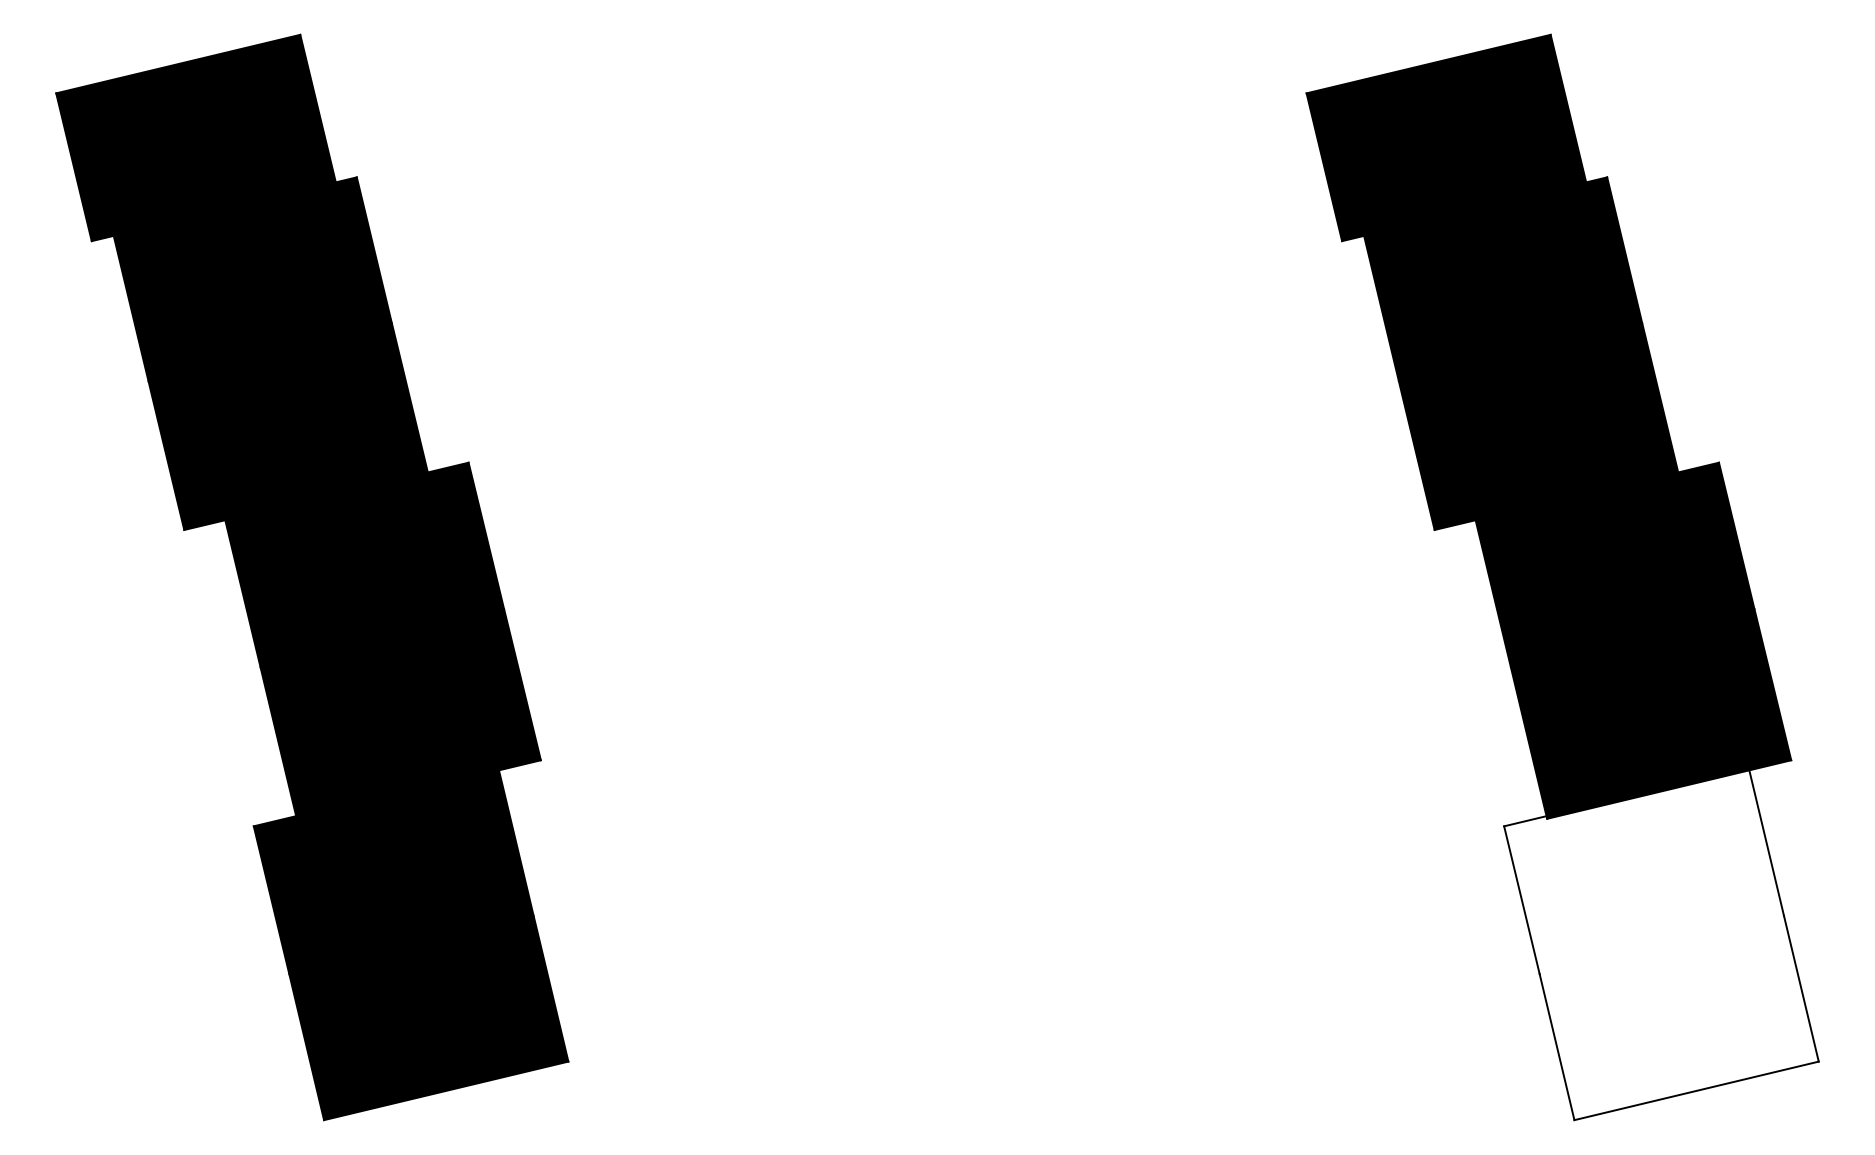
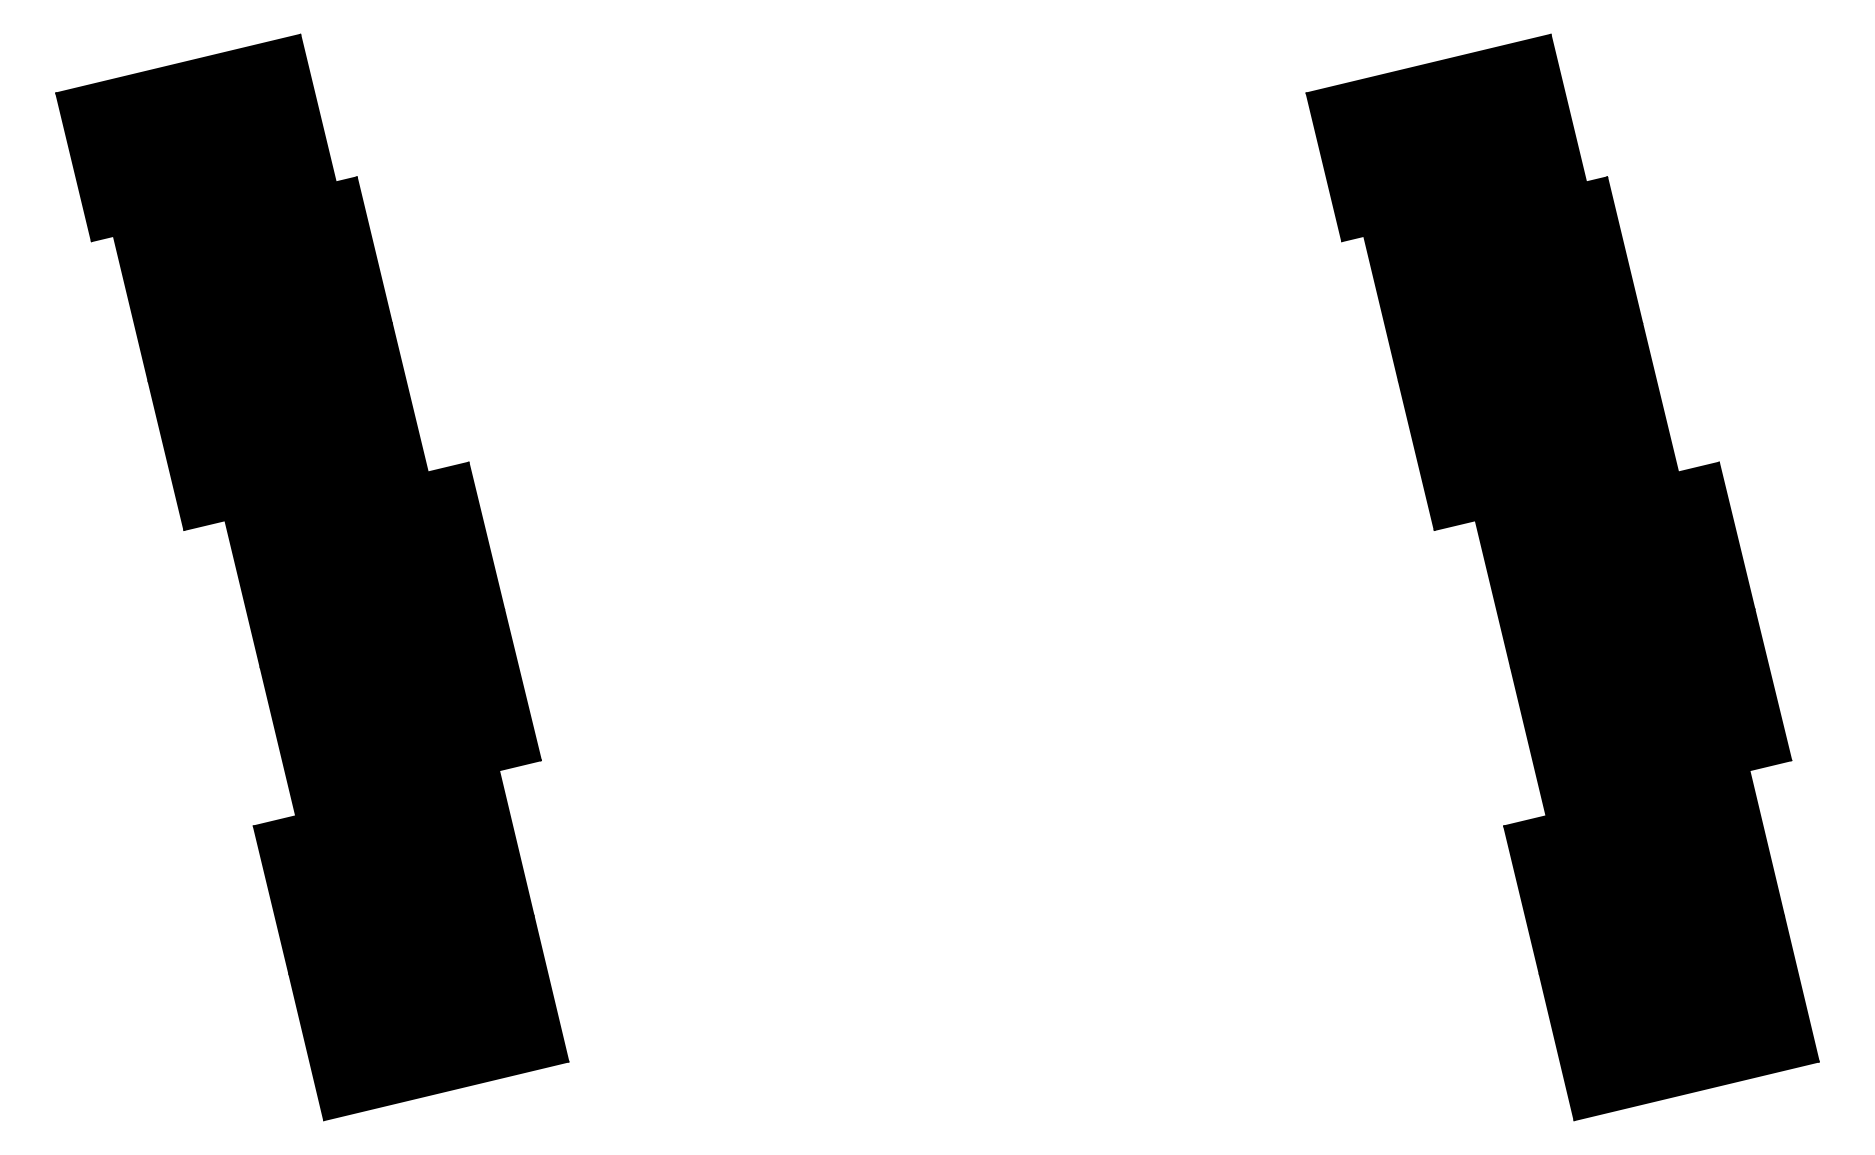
fill: none -> present (1661, 945)
